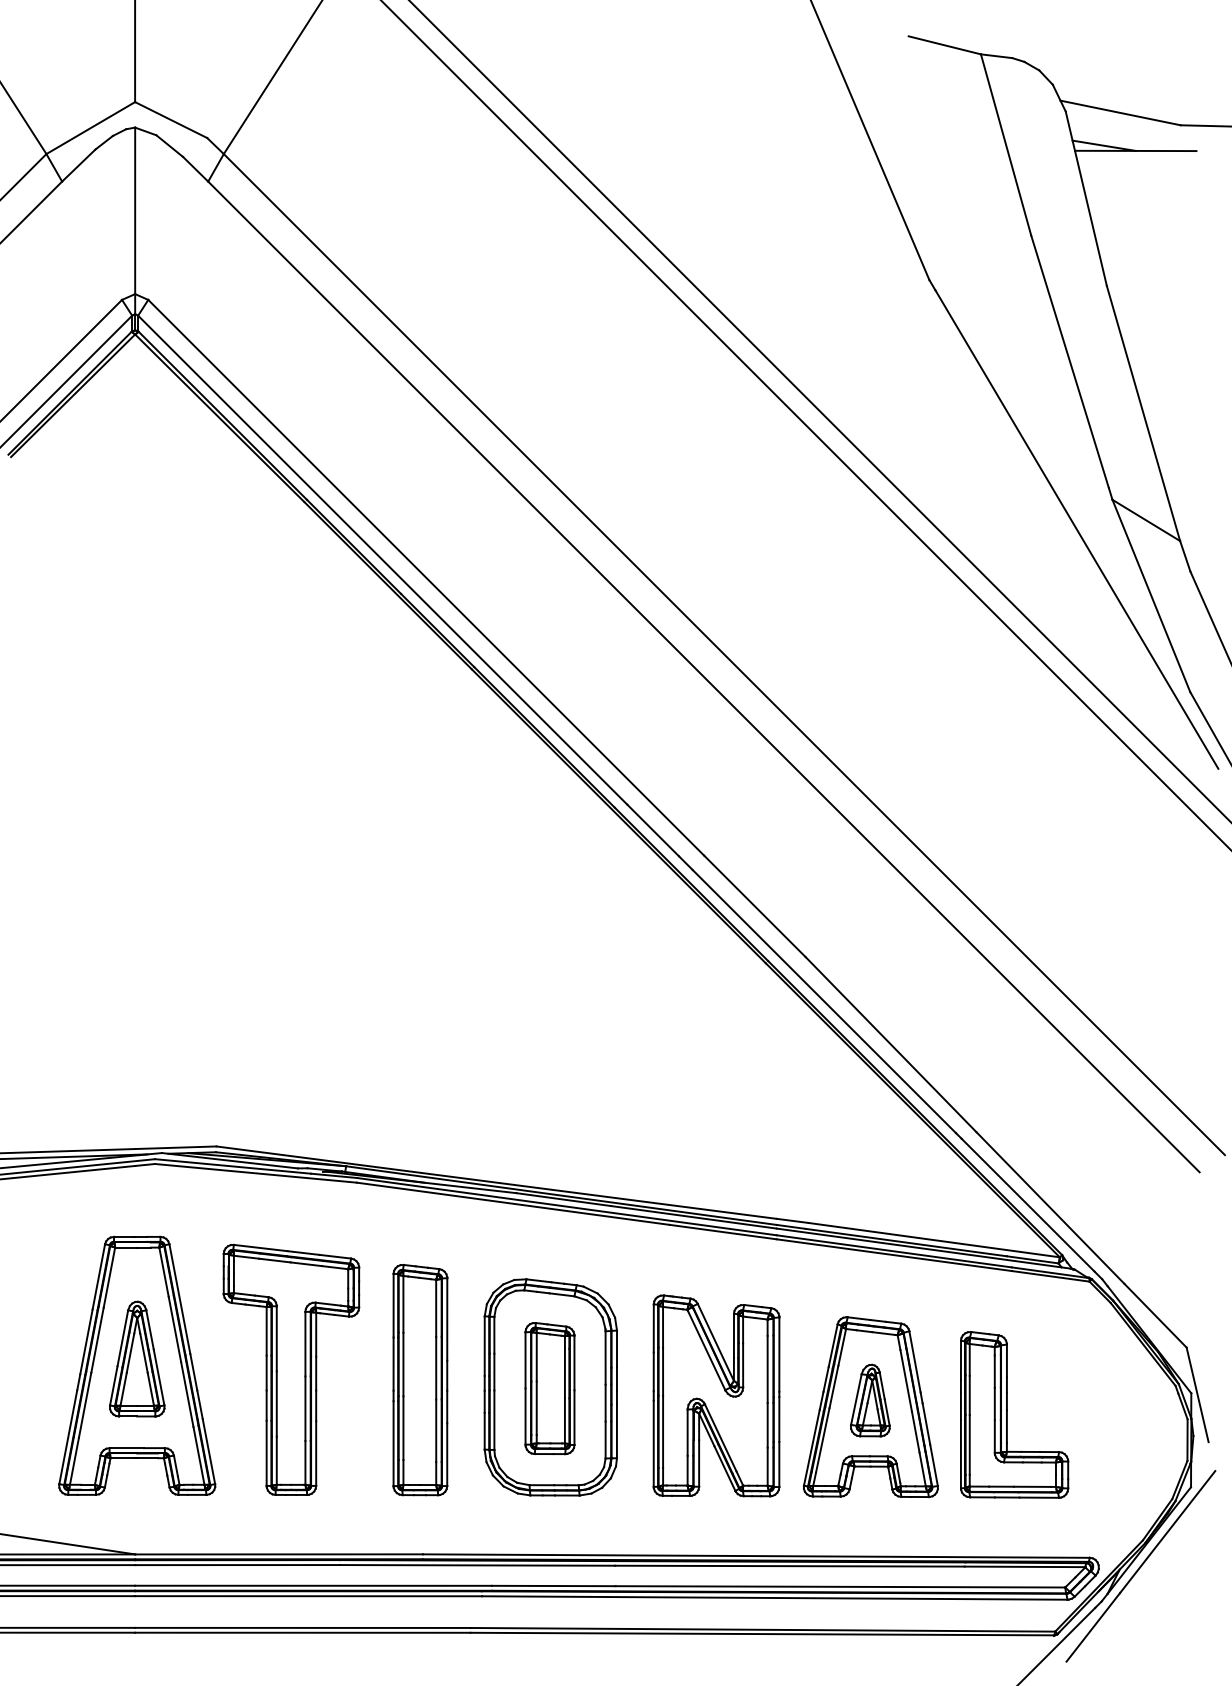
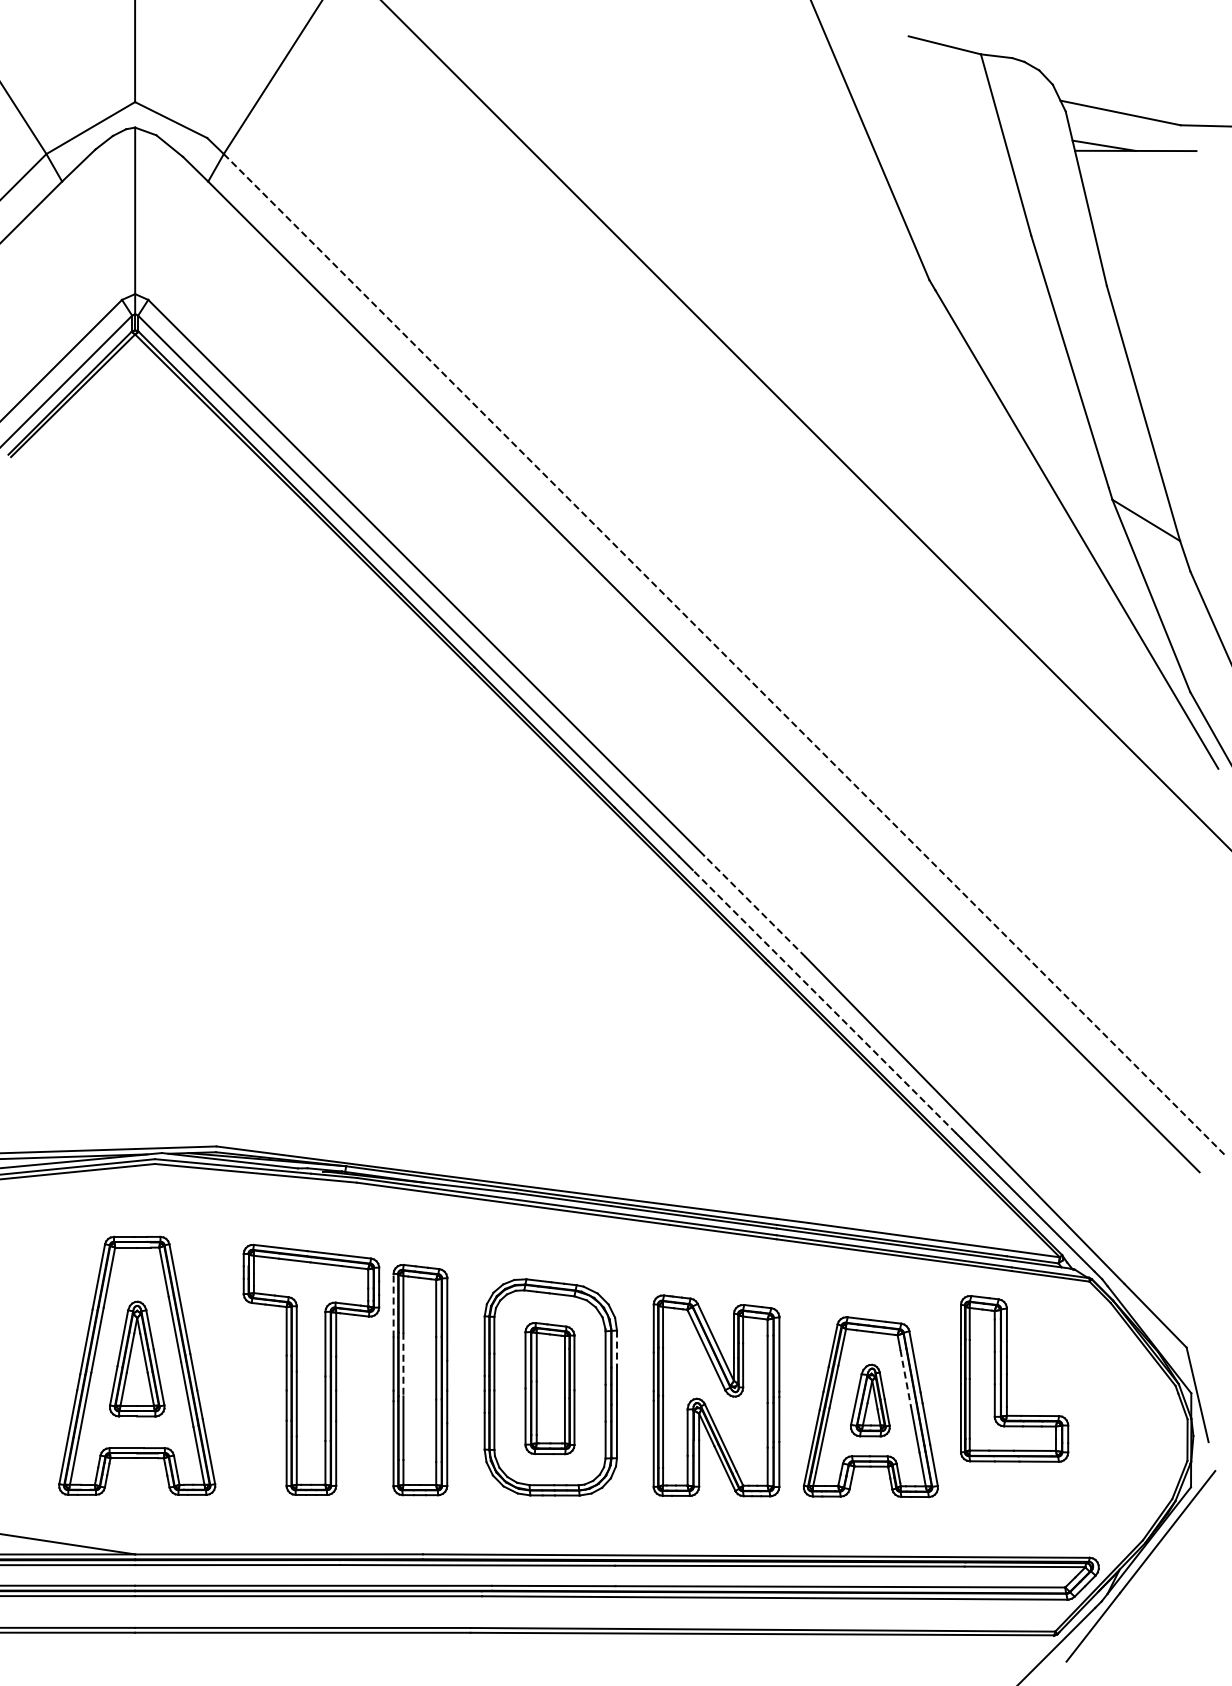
line: present -> none (819, 411)
line: solid -> dashed (724, 654)
line: solid -> dashed (754, 906)
line: solid -> dashed (824, 1001)
line: solid -> dashed (393, 1305)
line: solid -> dashed (616, 1349)
line: solid -> dashed (403, 1364)
part position: (291, 1369) -> (311, 1369) (311, 1369)
line: solid -> dashed (906, 1381)
part position: (1007, 1414) -> (1007, 1378) (1007, 1378)
